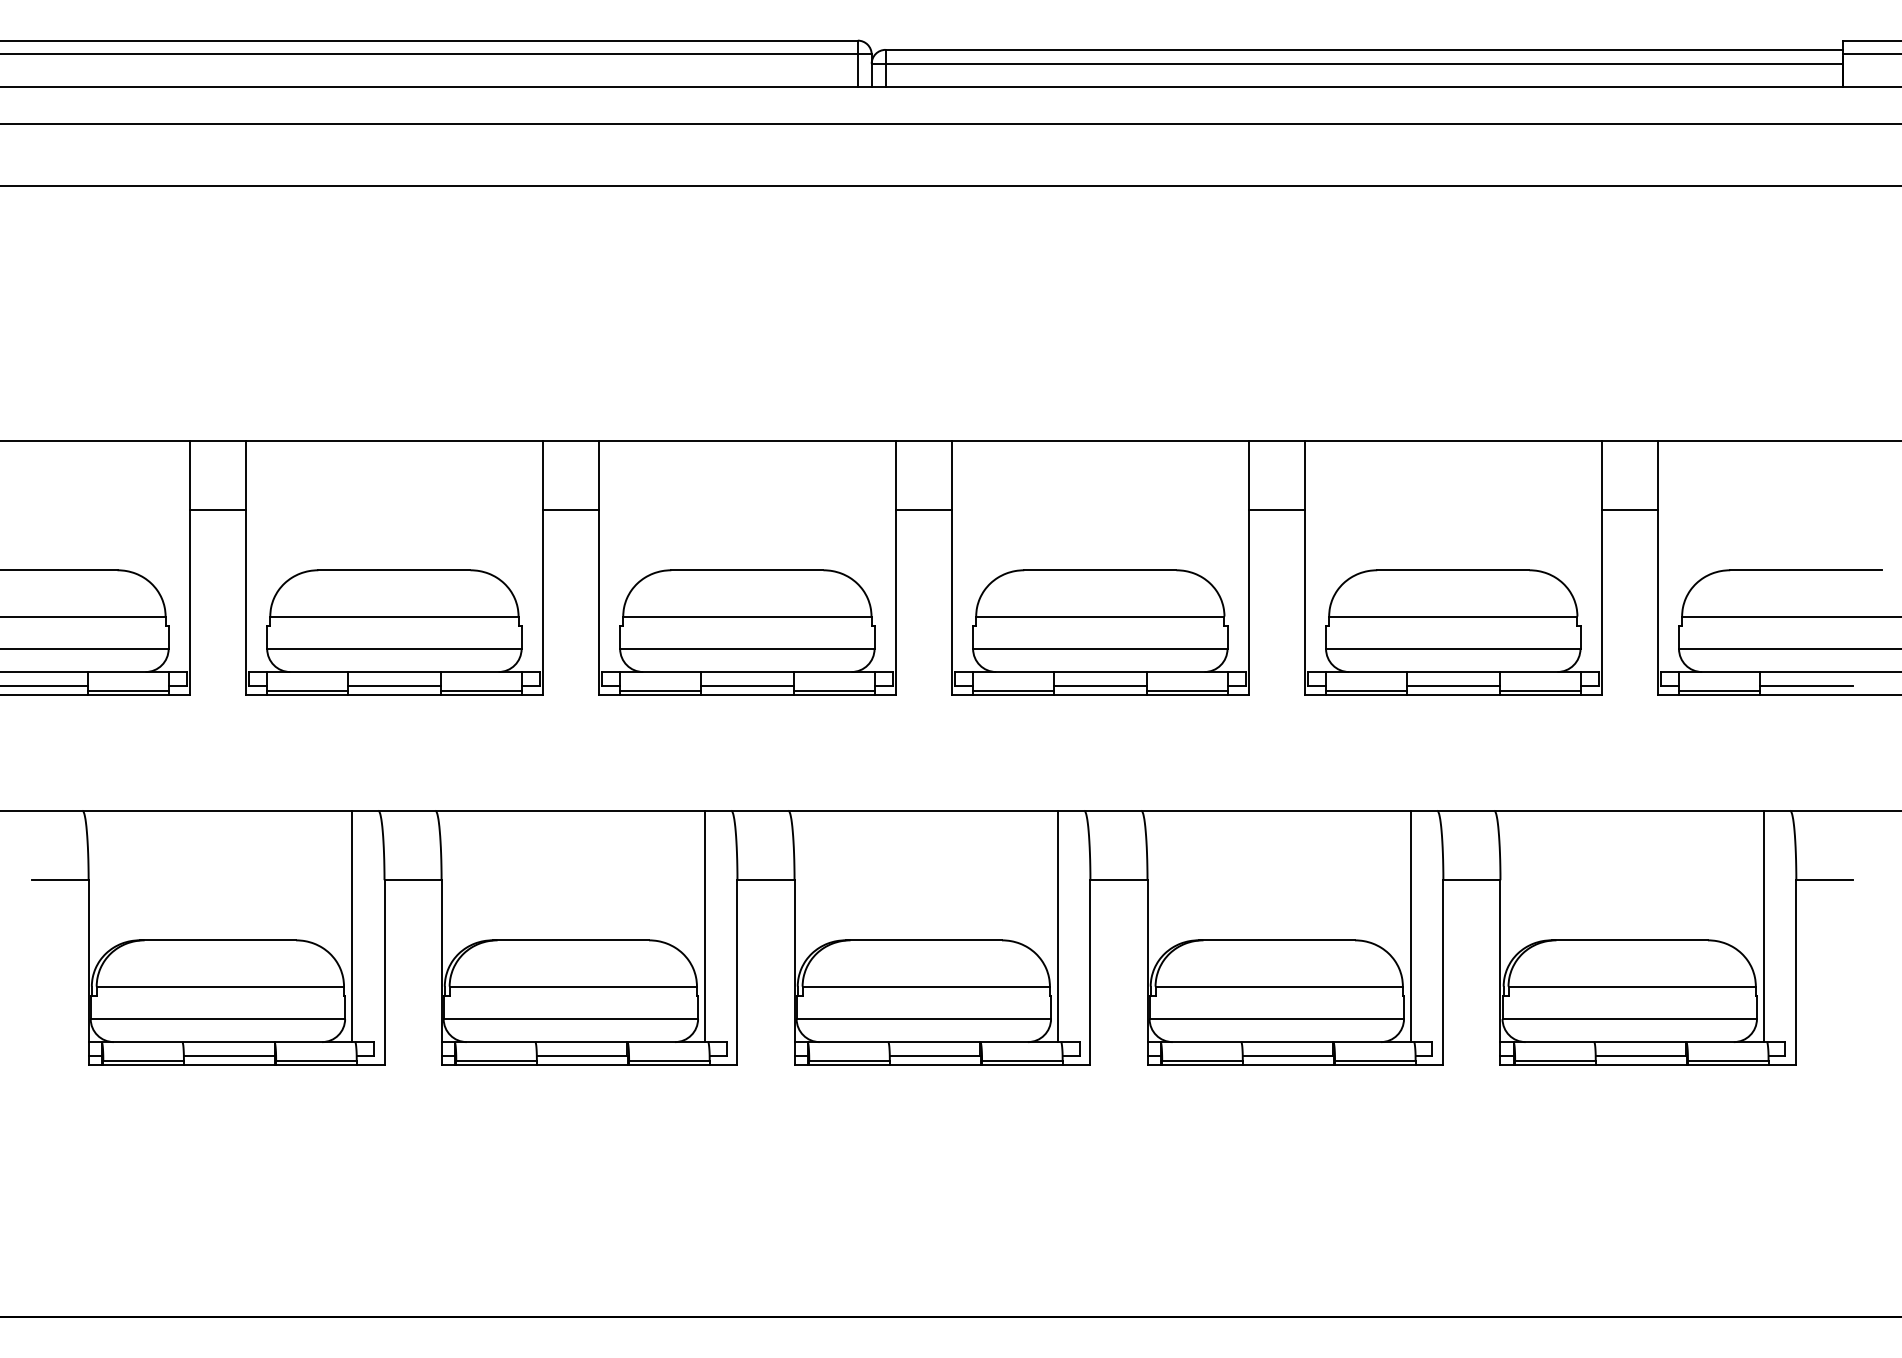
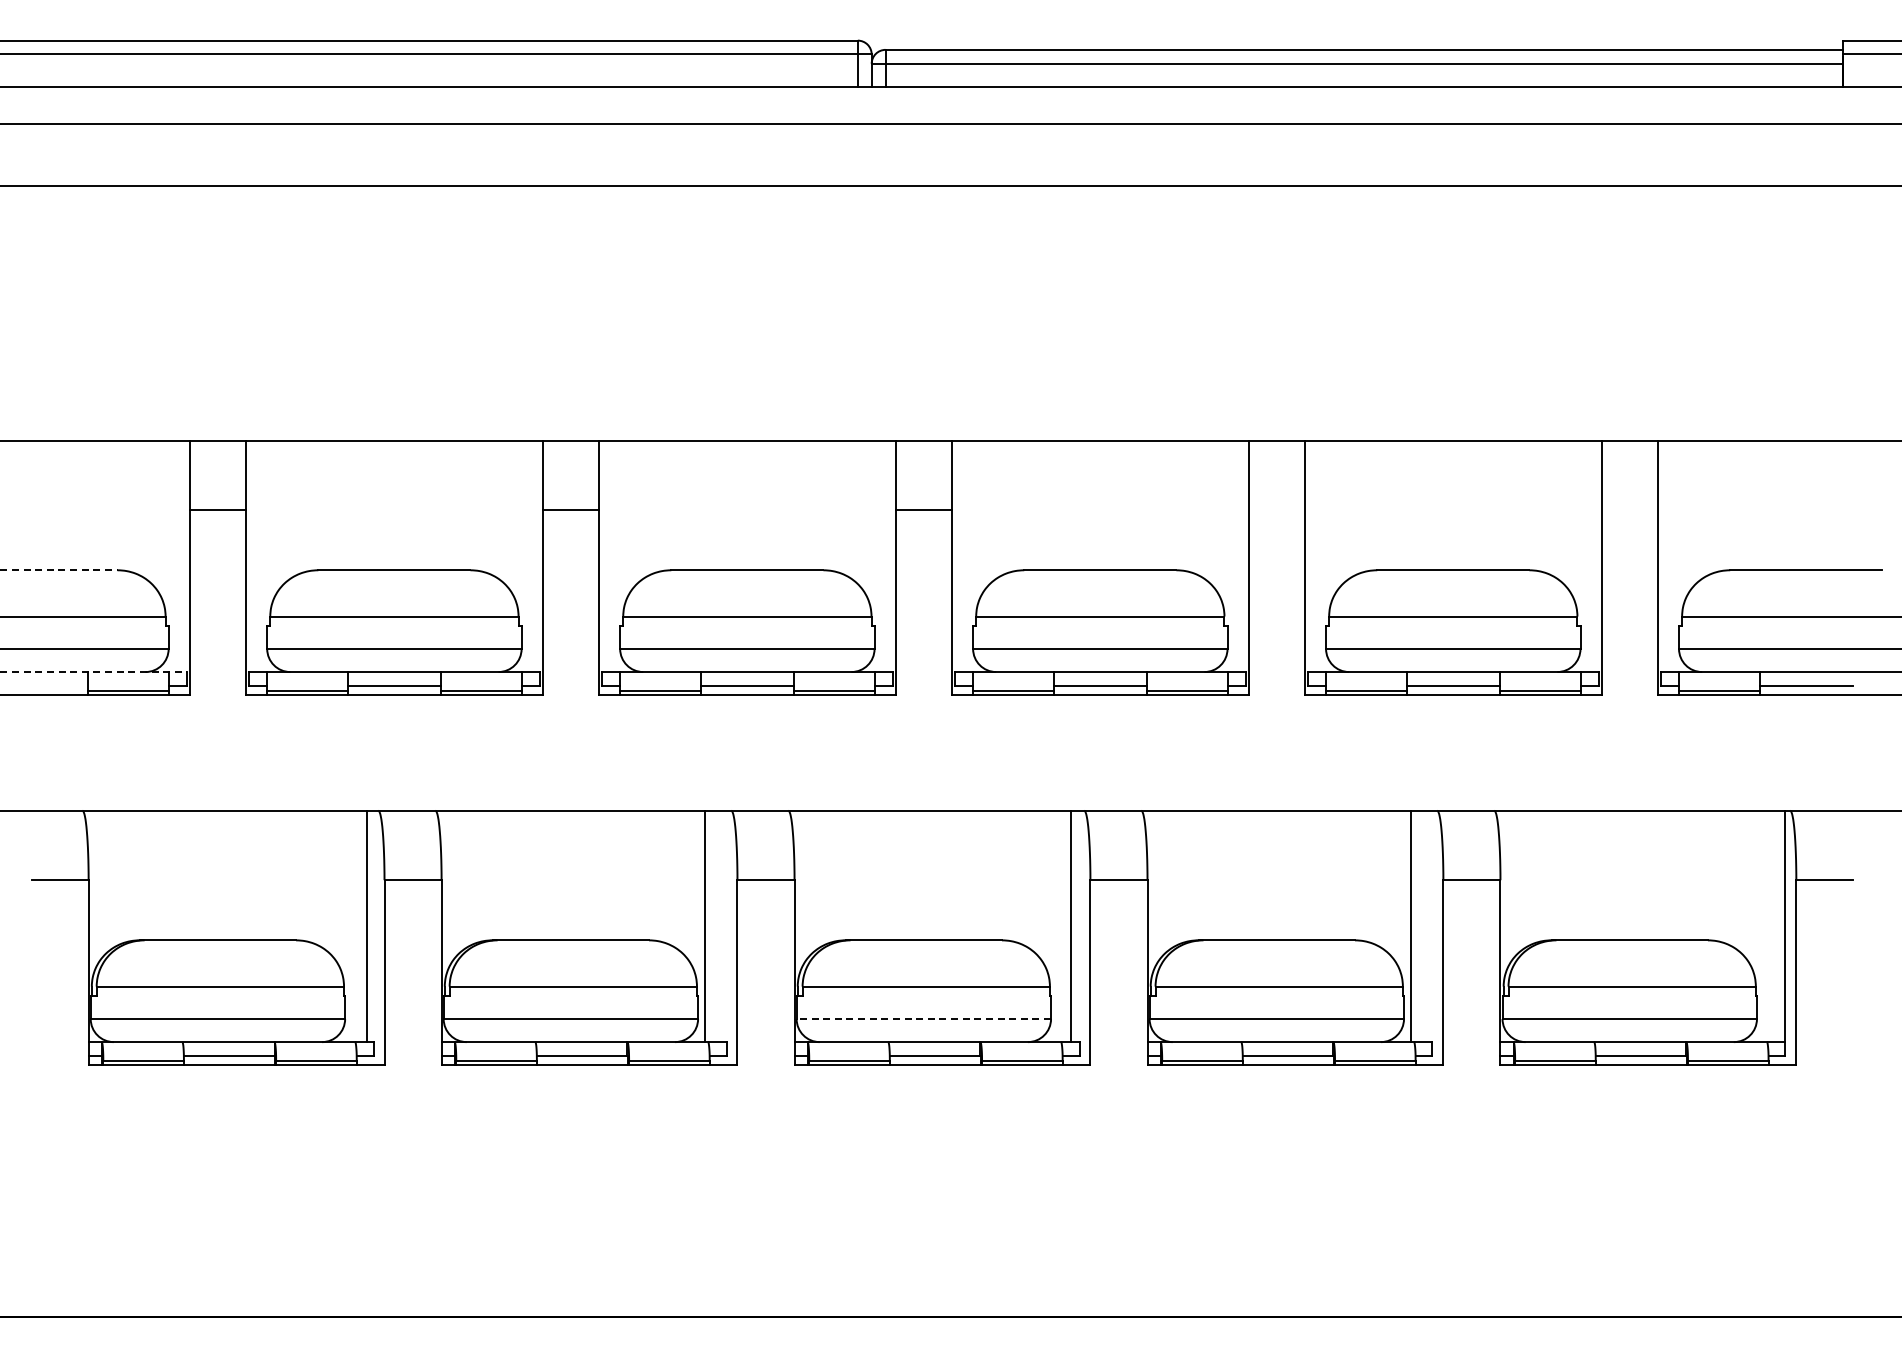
line: present -> none (1276, 510)
line: present -> none (1629, 510)
line: solid -> dashed (58, 570)
line: solid -> dashed (94, 672)
line: present -> none (44, 685)
line position: (351, 926) -> (366, 926) (366, 926)
line position: (1057, 926) -> (1070, 926) (1070, 926)
line position: (1763, 926) -> (1784, 926) (1784, 926)
line: solid -> dashed (923, 1019)
